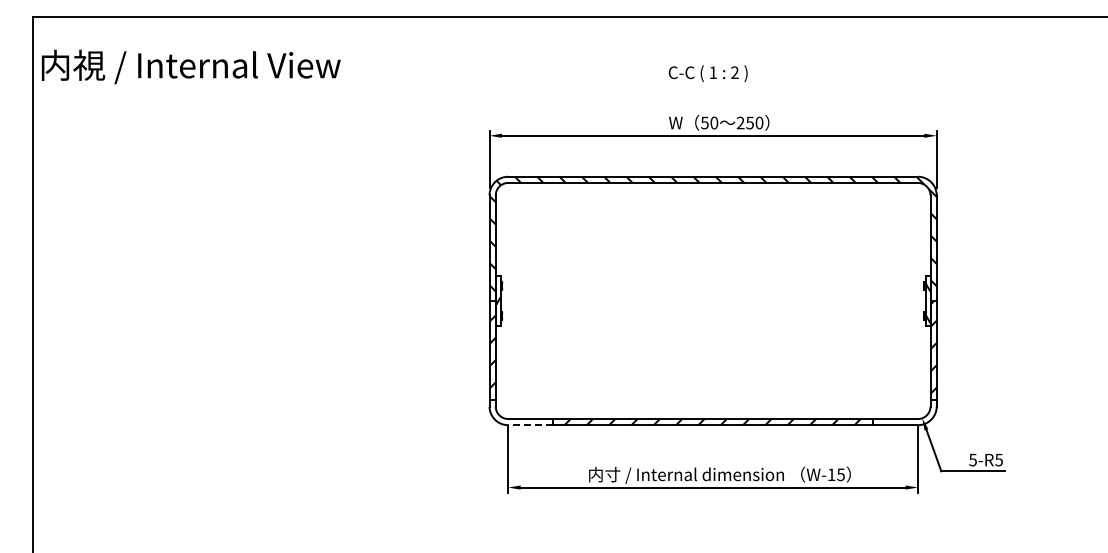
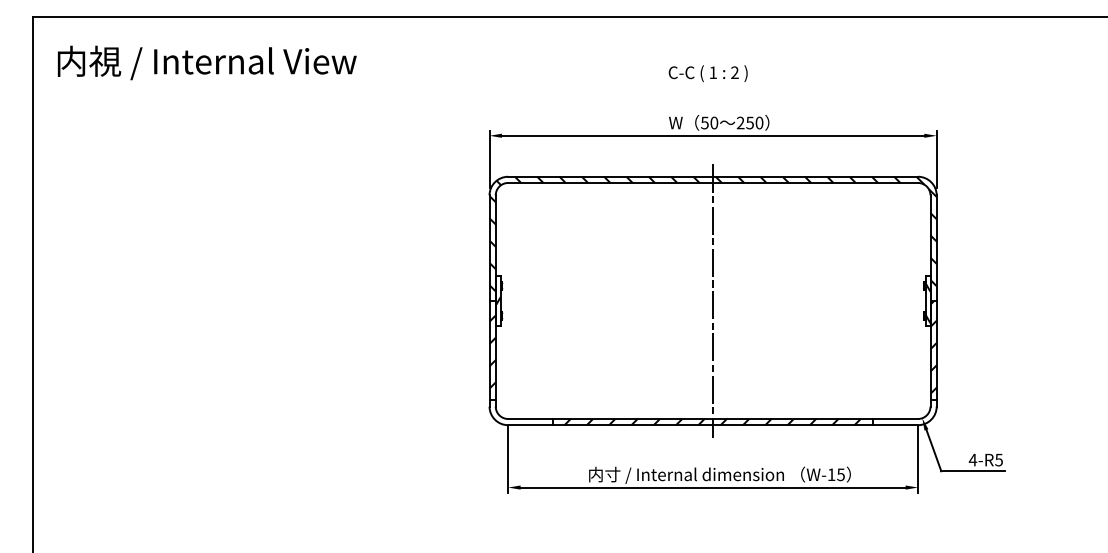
text position: (191, 66) -> (207, 62) (207, 62)
line: none -> present (713, 300)
line: dashed -> solid (530, 425)
text: 5-R5 -> 4-R5 (972, 459)
